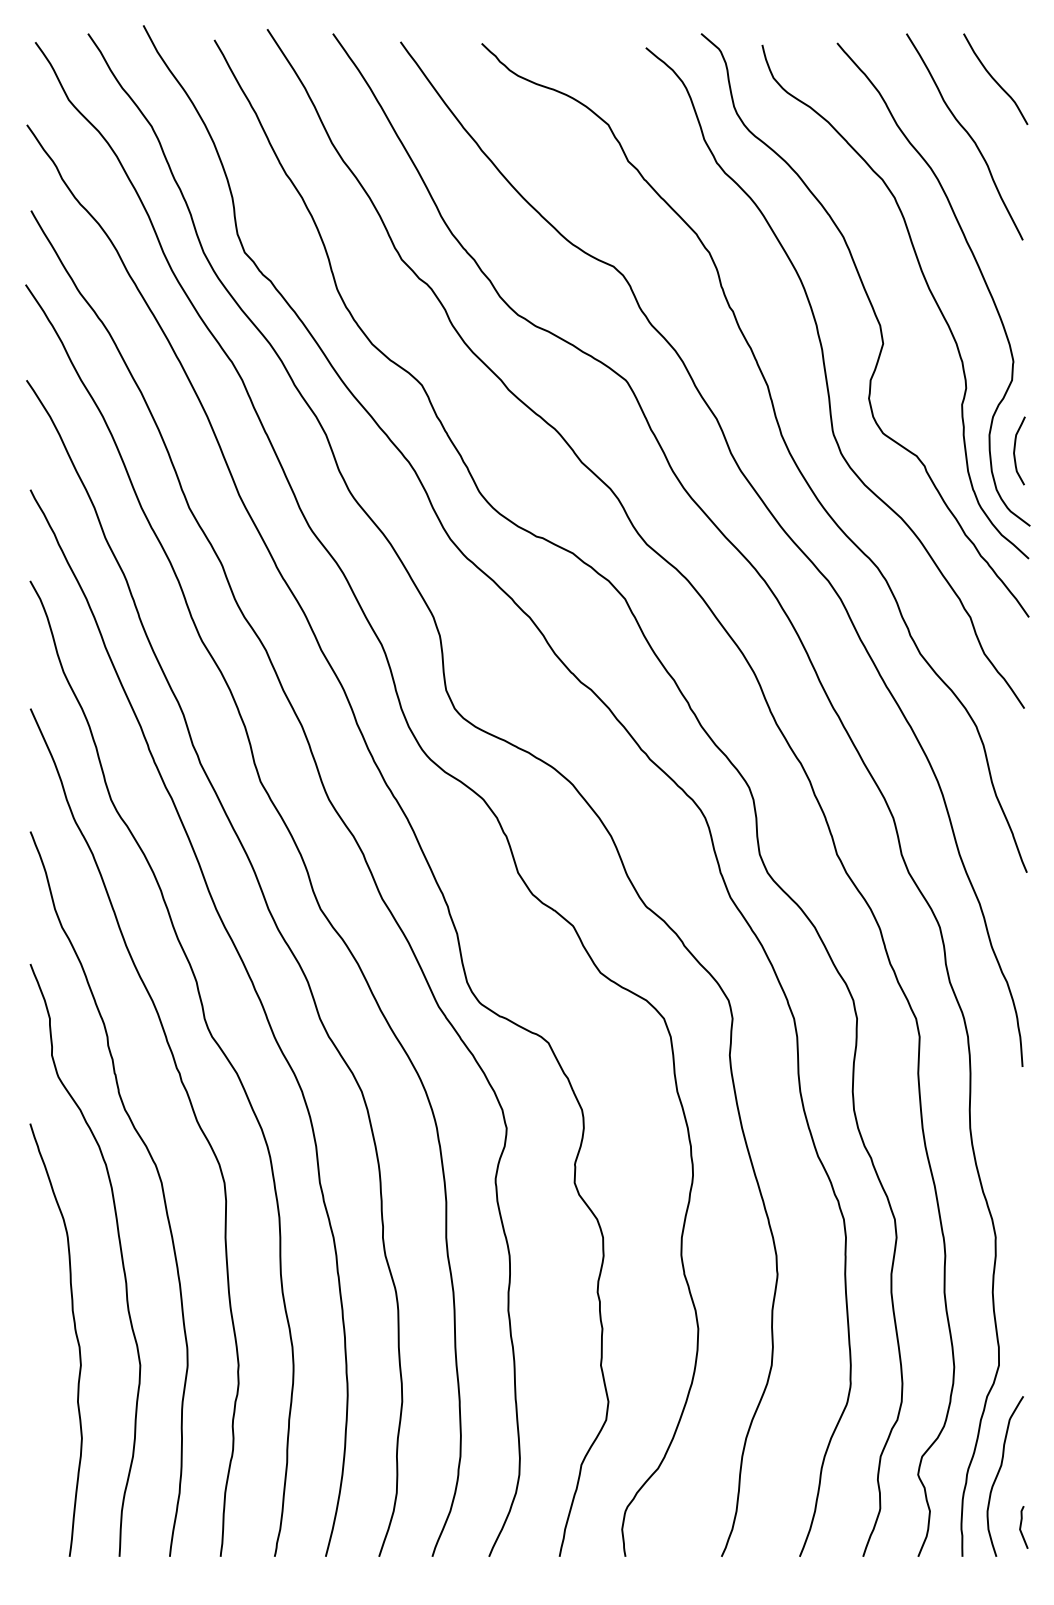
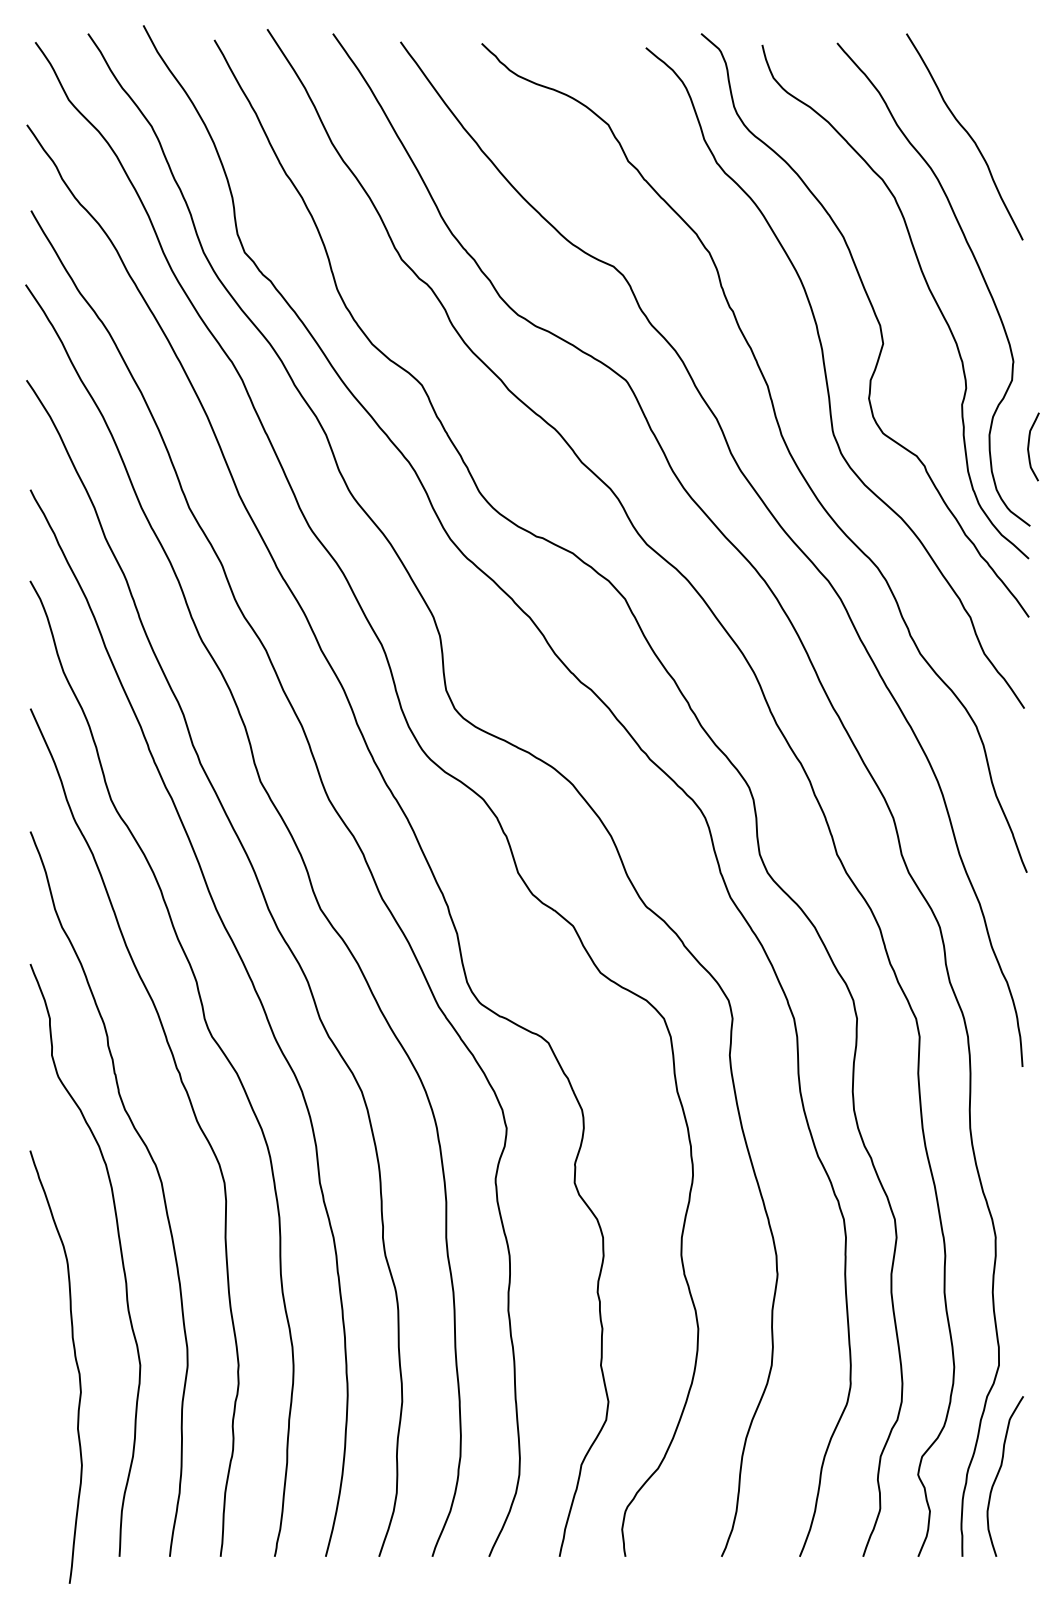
curve: present -> none (994, 78)
curve position: (1015, 450) -> (1029, 446) (1029, 446)
curve position: (75, 1335) -> (75, 1362) (75, 1362)
line: present -> none (1021, 1527)
